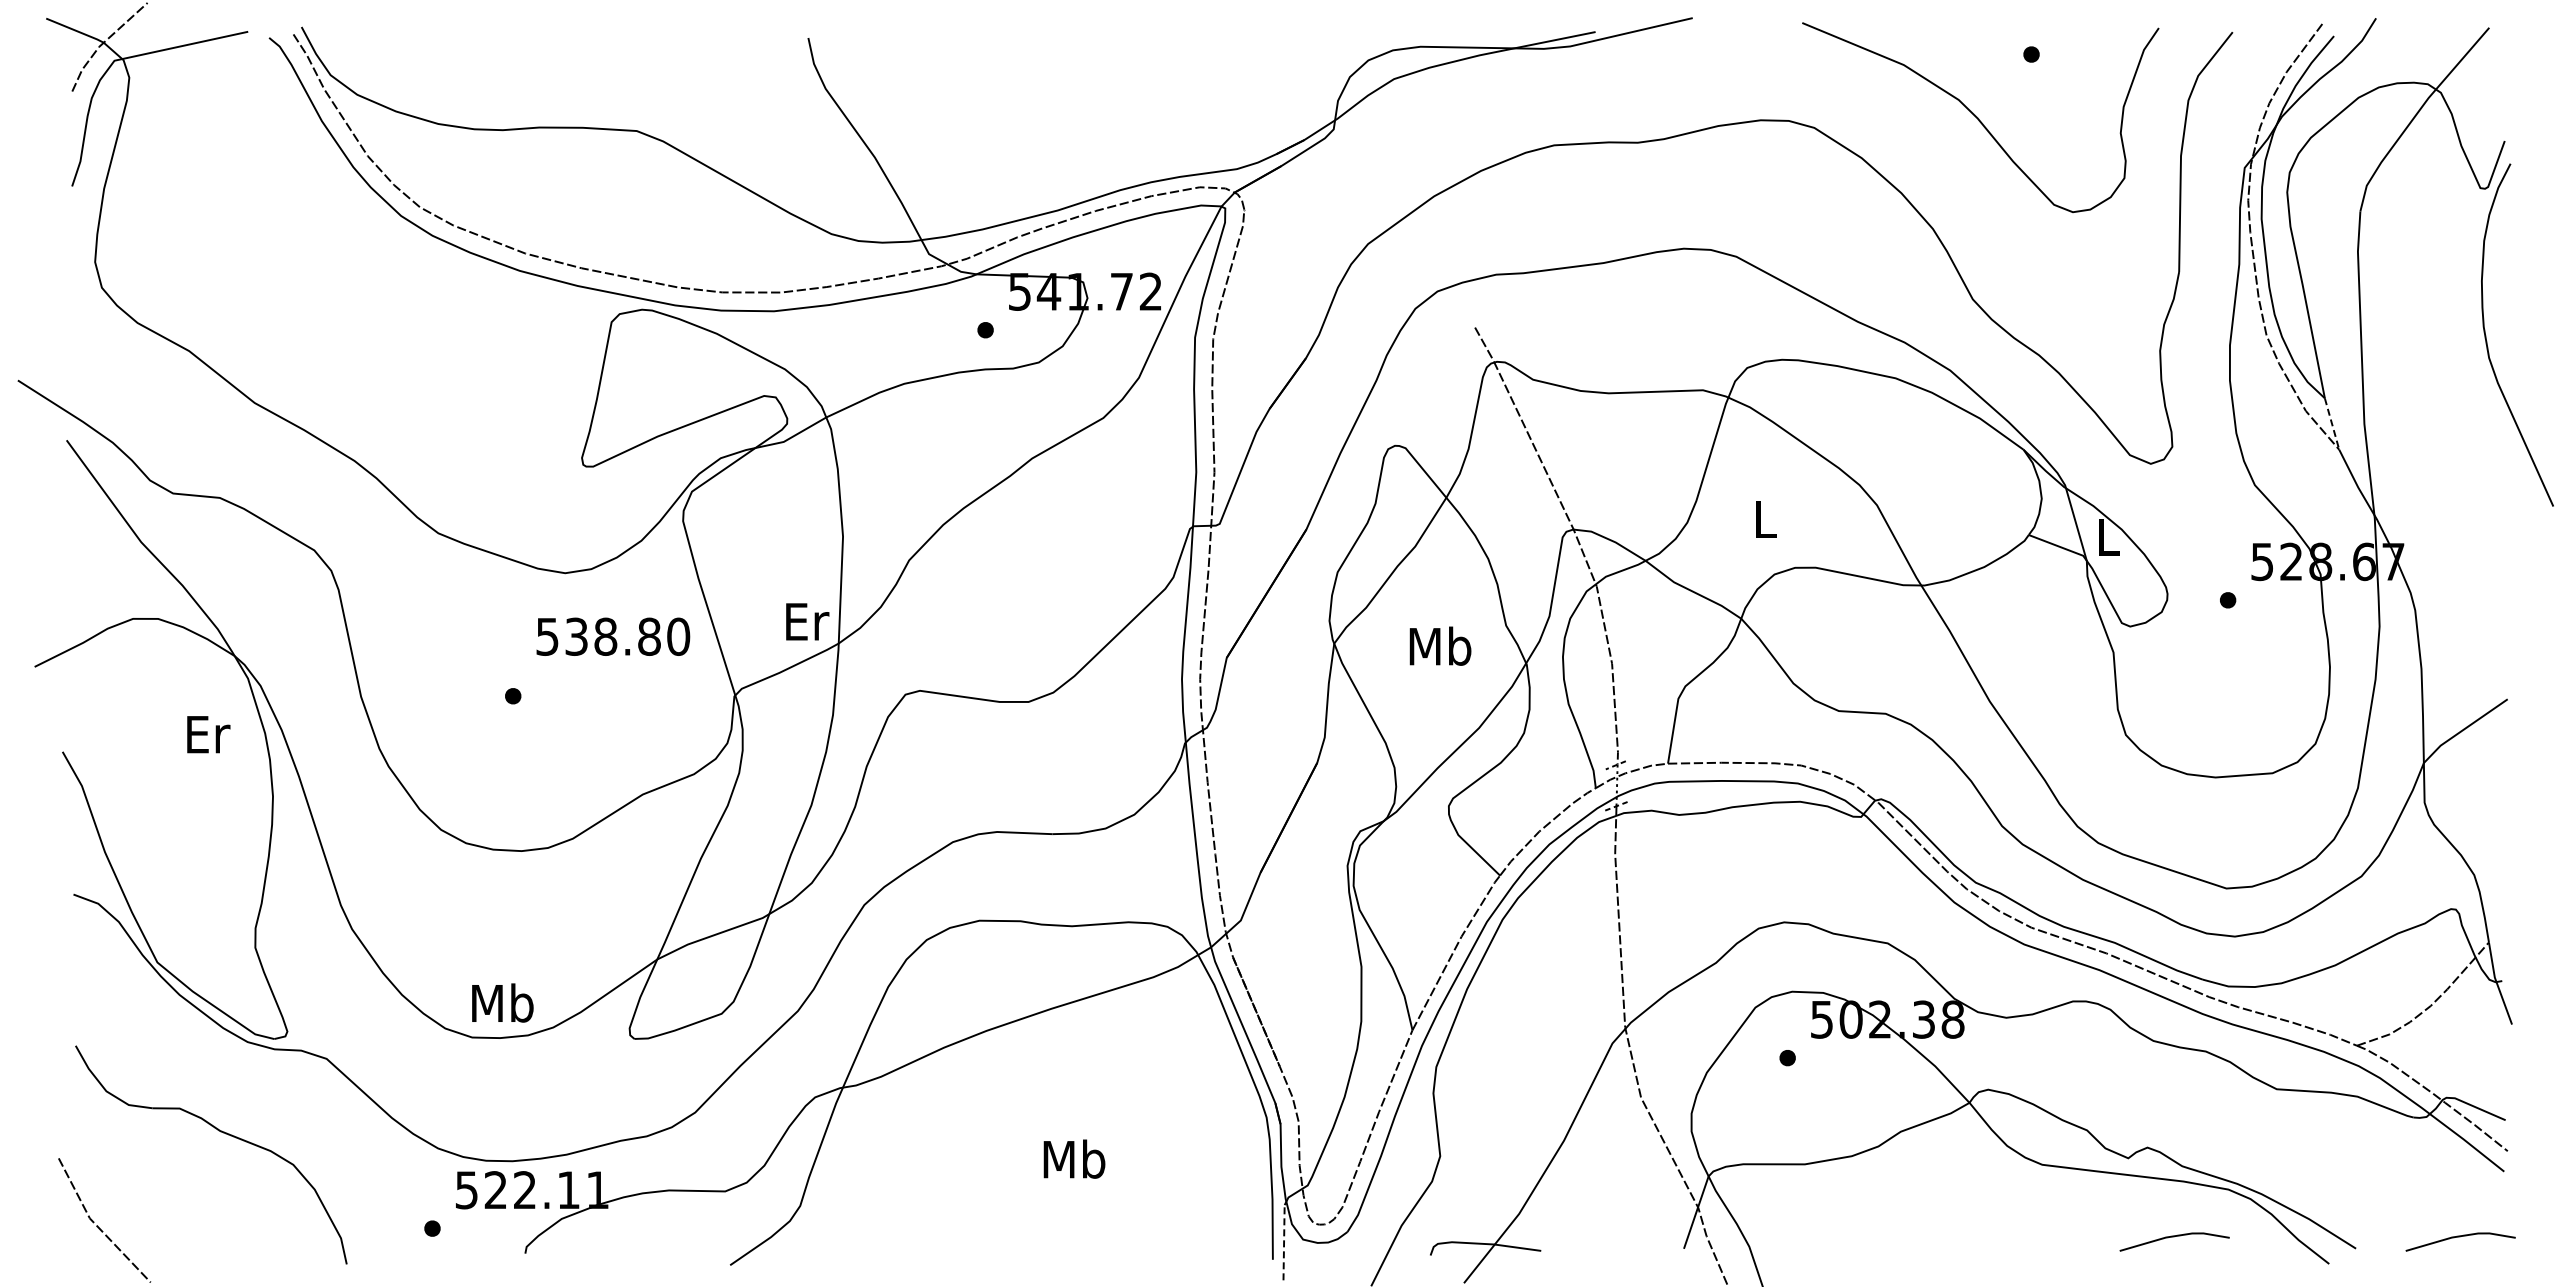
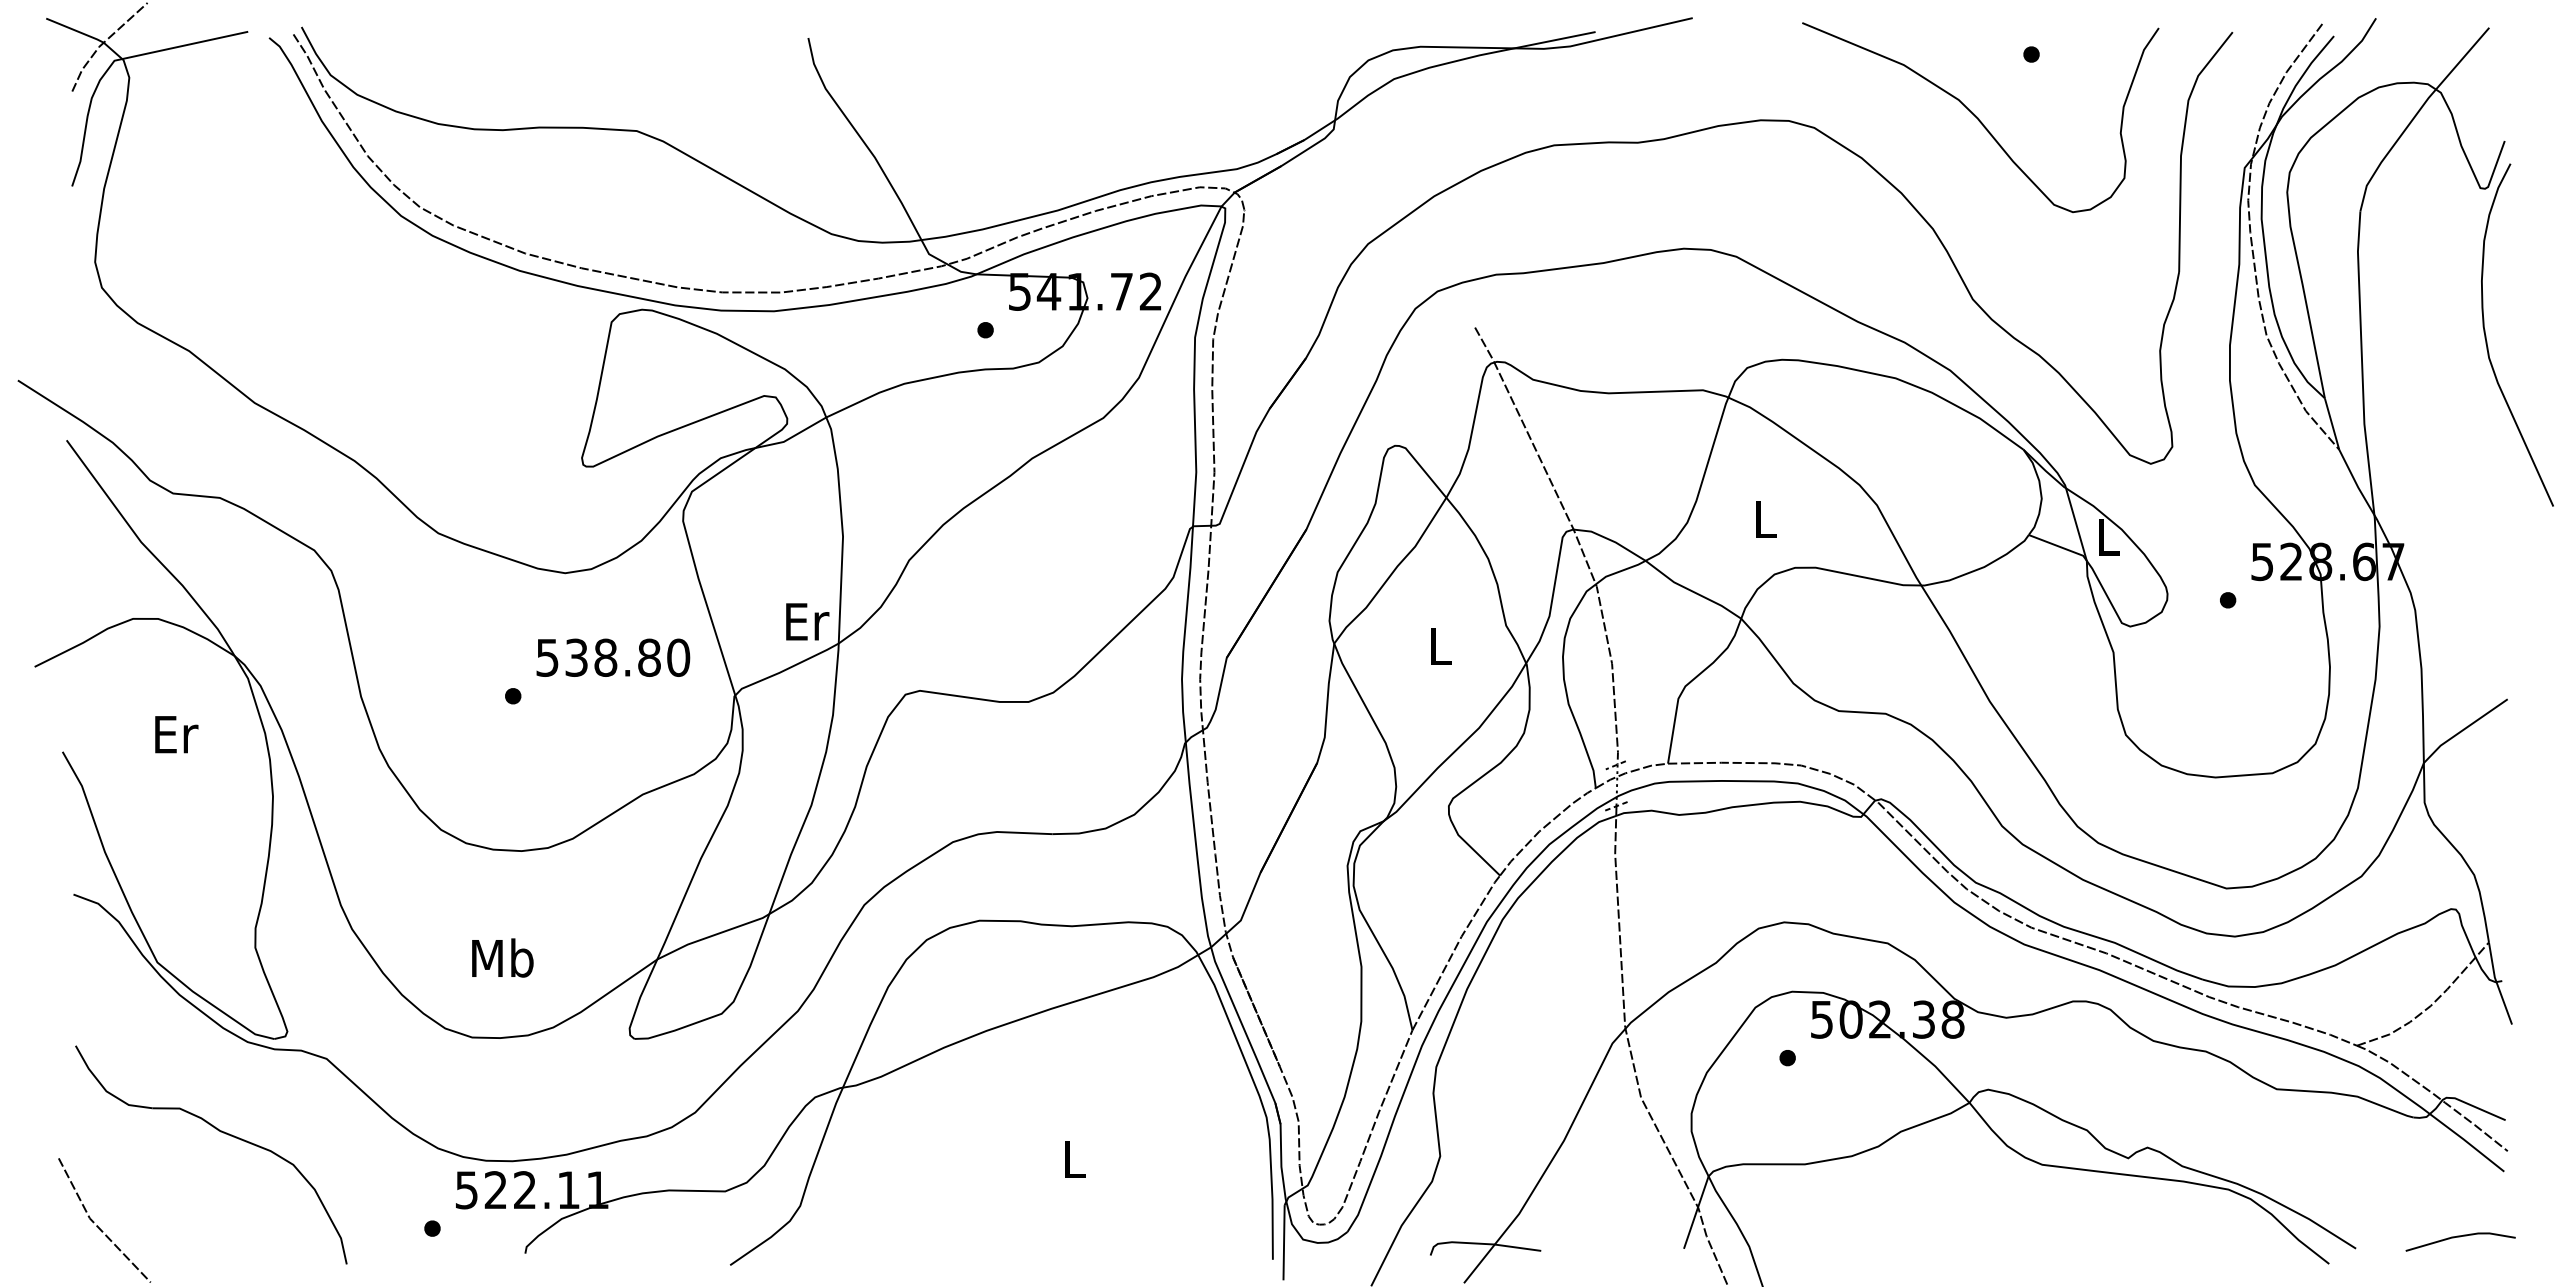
line: dashed -> solid (2332, 424)
text position: (613, 636) -> (613, 657) (613, 657)
text: Mb -> L (1440, 645)
text position: (208, 734) -> (176, 734) (176, 734)
text position: (502, 1002) -> (502, 957) (502, 957)
text: Mb -> L (1074, 1158)
line: present -> none (2174, 1237)
line: dashed -> solid (1284, 1242)
